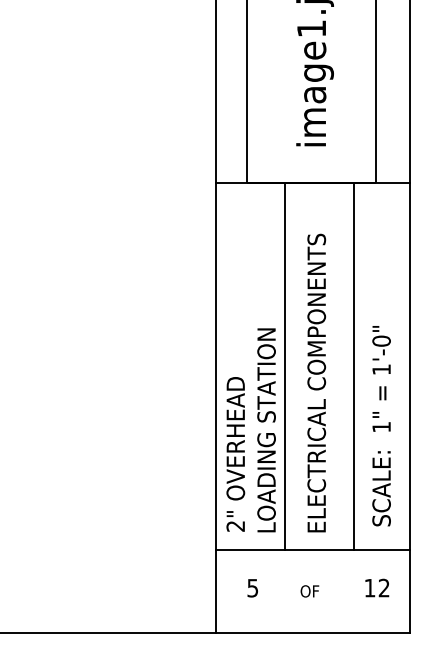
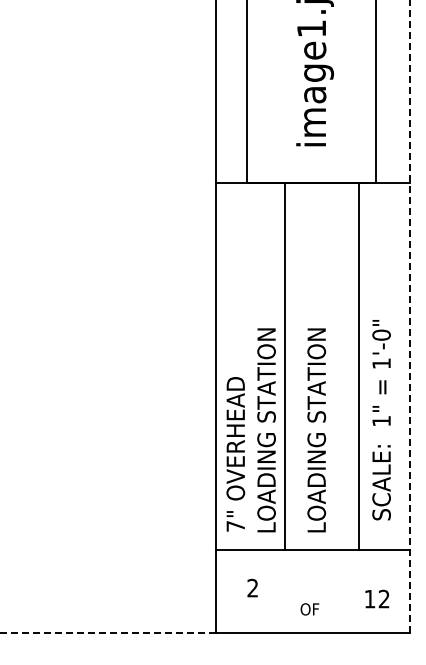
line: solid -> dashed (409, 316)
line position: (354, 365) -> (359, 365) (359, 365)
text: ELECTRICAL COMPONENTS -> LOADING STATION (316, 381)
text position: (381, 426) -> (381, 420) (381, 420)
text: 2" -> 7" (235, 526)
text: 5 -> 2 (252, 587)
text position: (377, 587) -> (377, 598) (377, 598)
text position: (309, 591) -> (309, 609) (309, 609)
line: solid -> dashed (108, 633)
